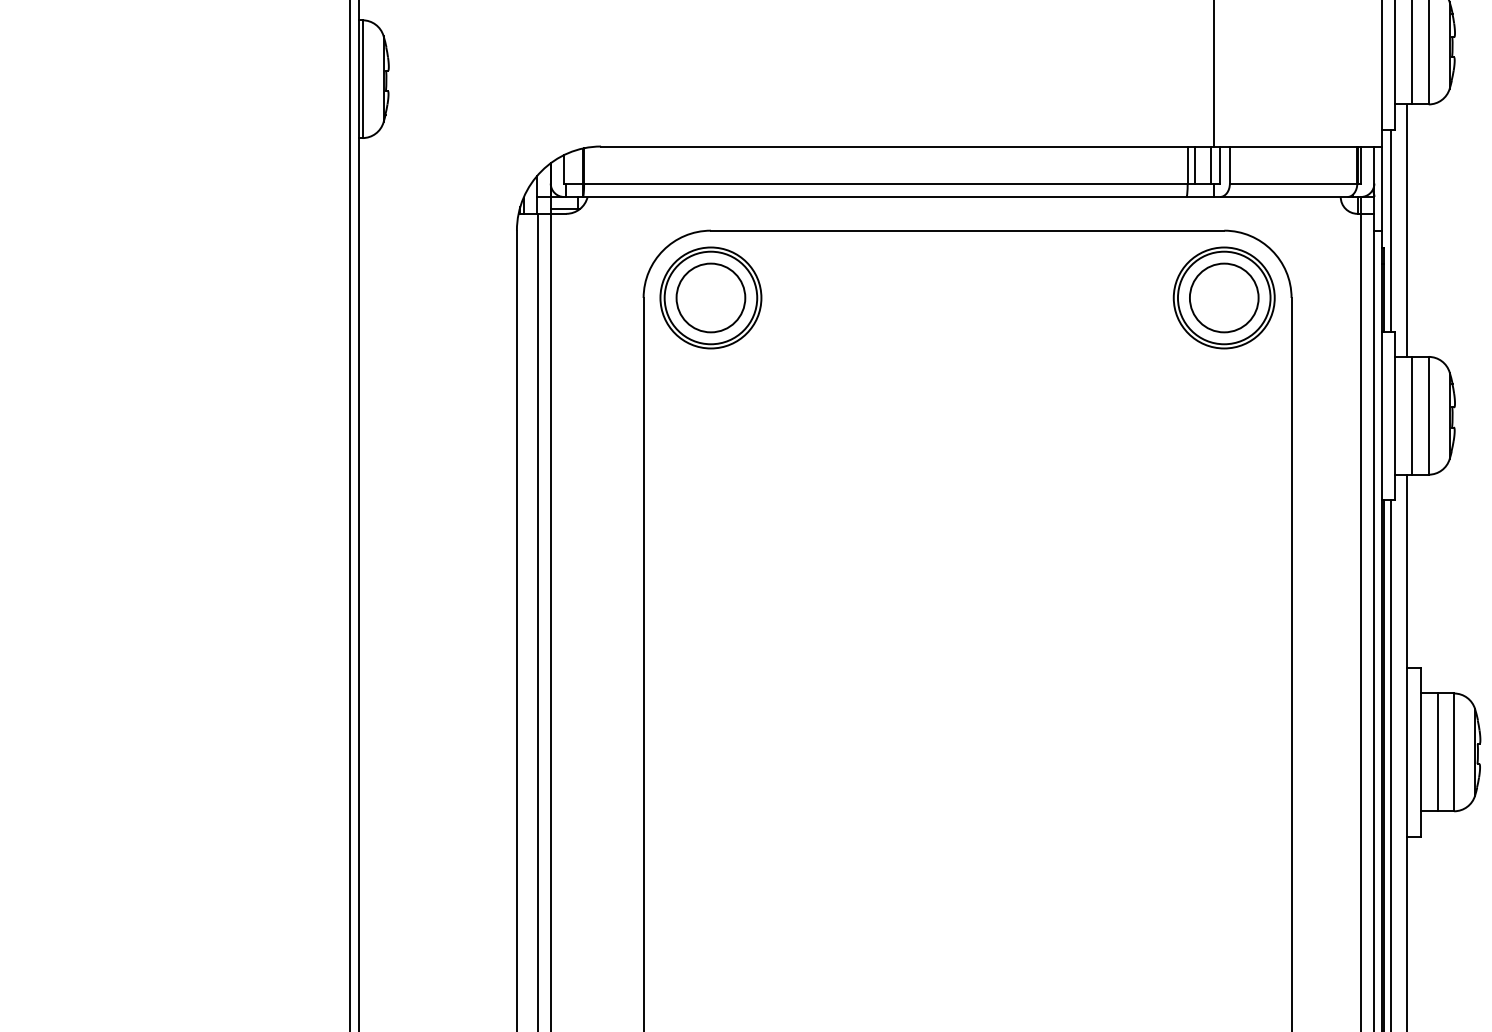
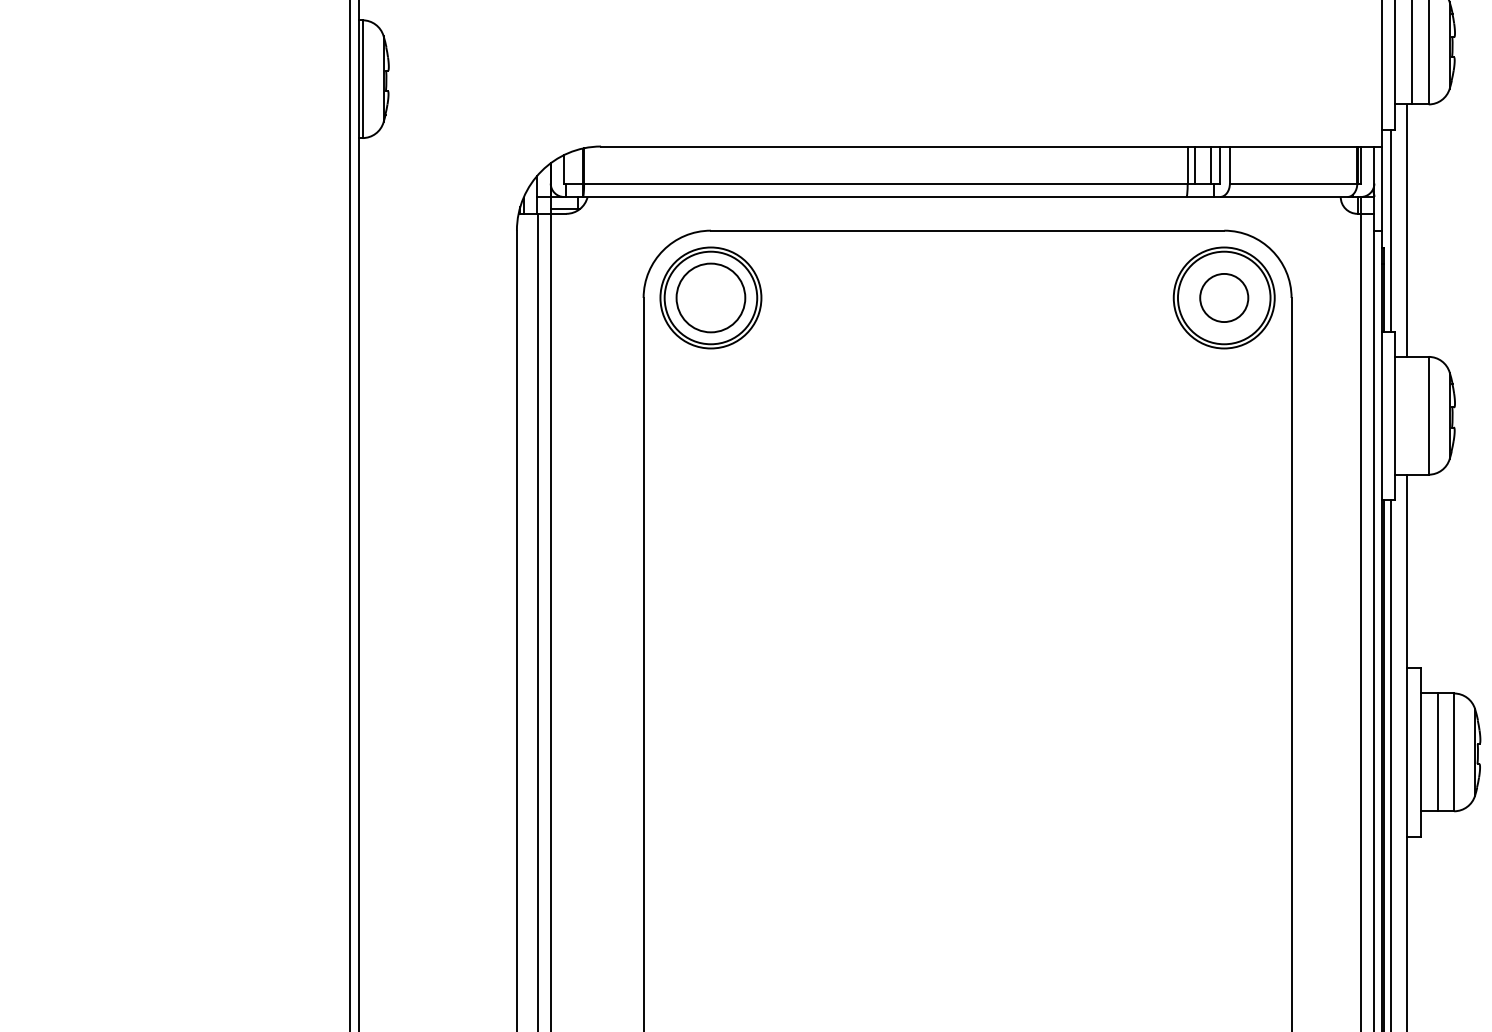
line: present -> none (1214, 74)
circle diameter: 69 px -> 48 px (1224, 297)
line: present -> none (1412, 415)
